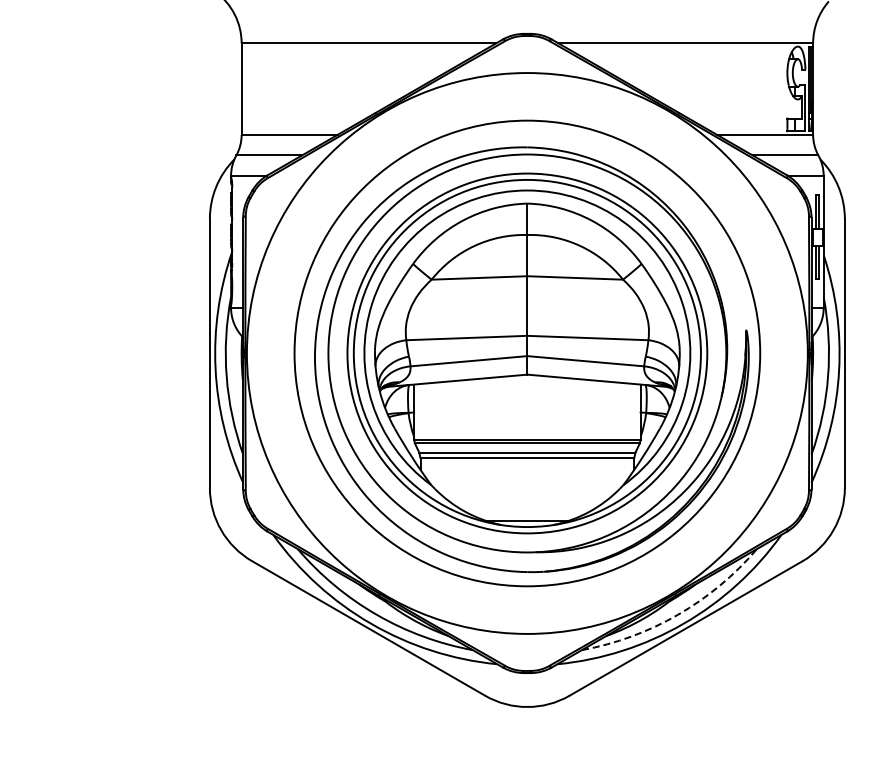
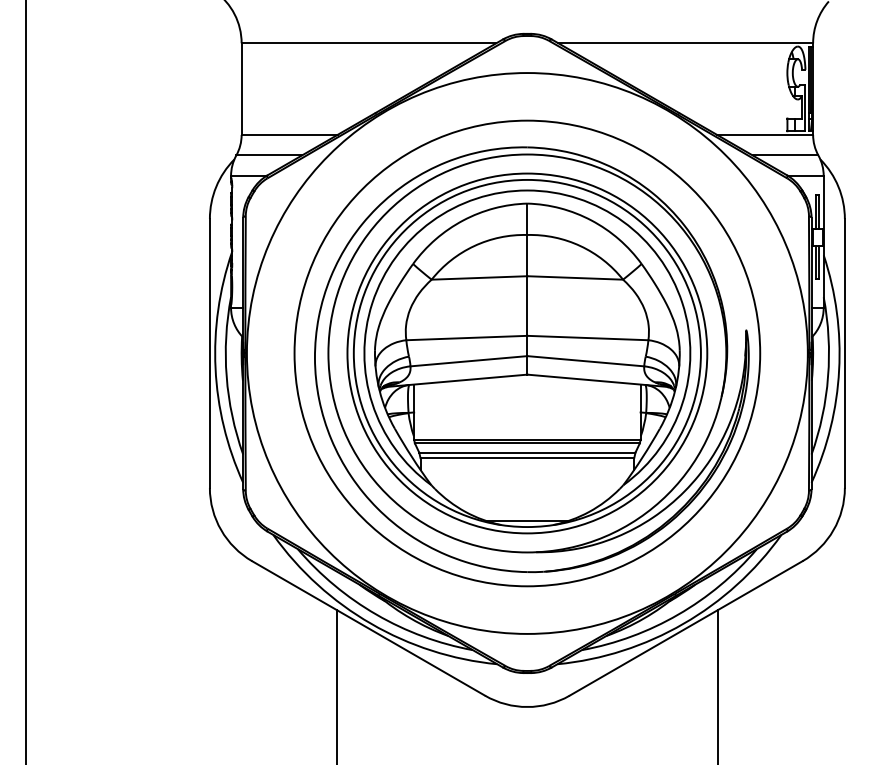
line: none -> present (26, 381)
arc: dashed -> solid (678, 614)
line: none -> present (336, 685)
line: none -> present (717, 685)
